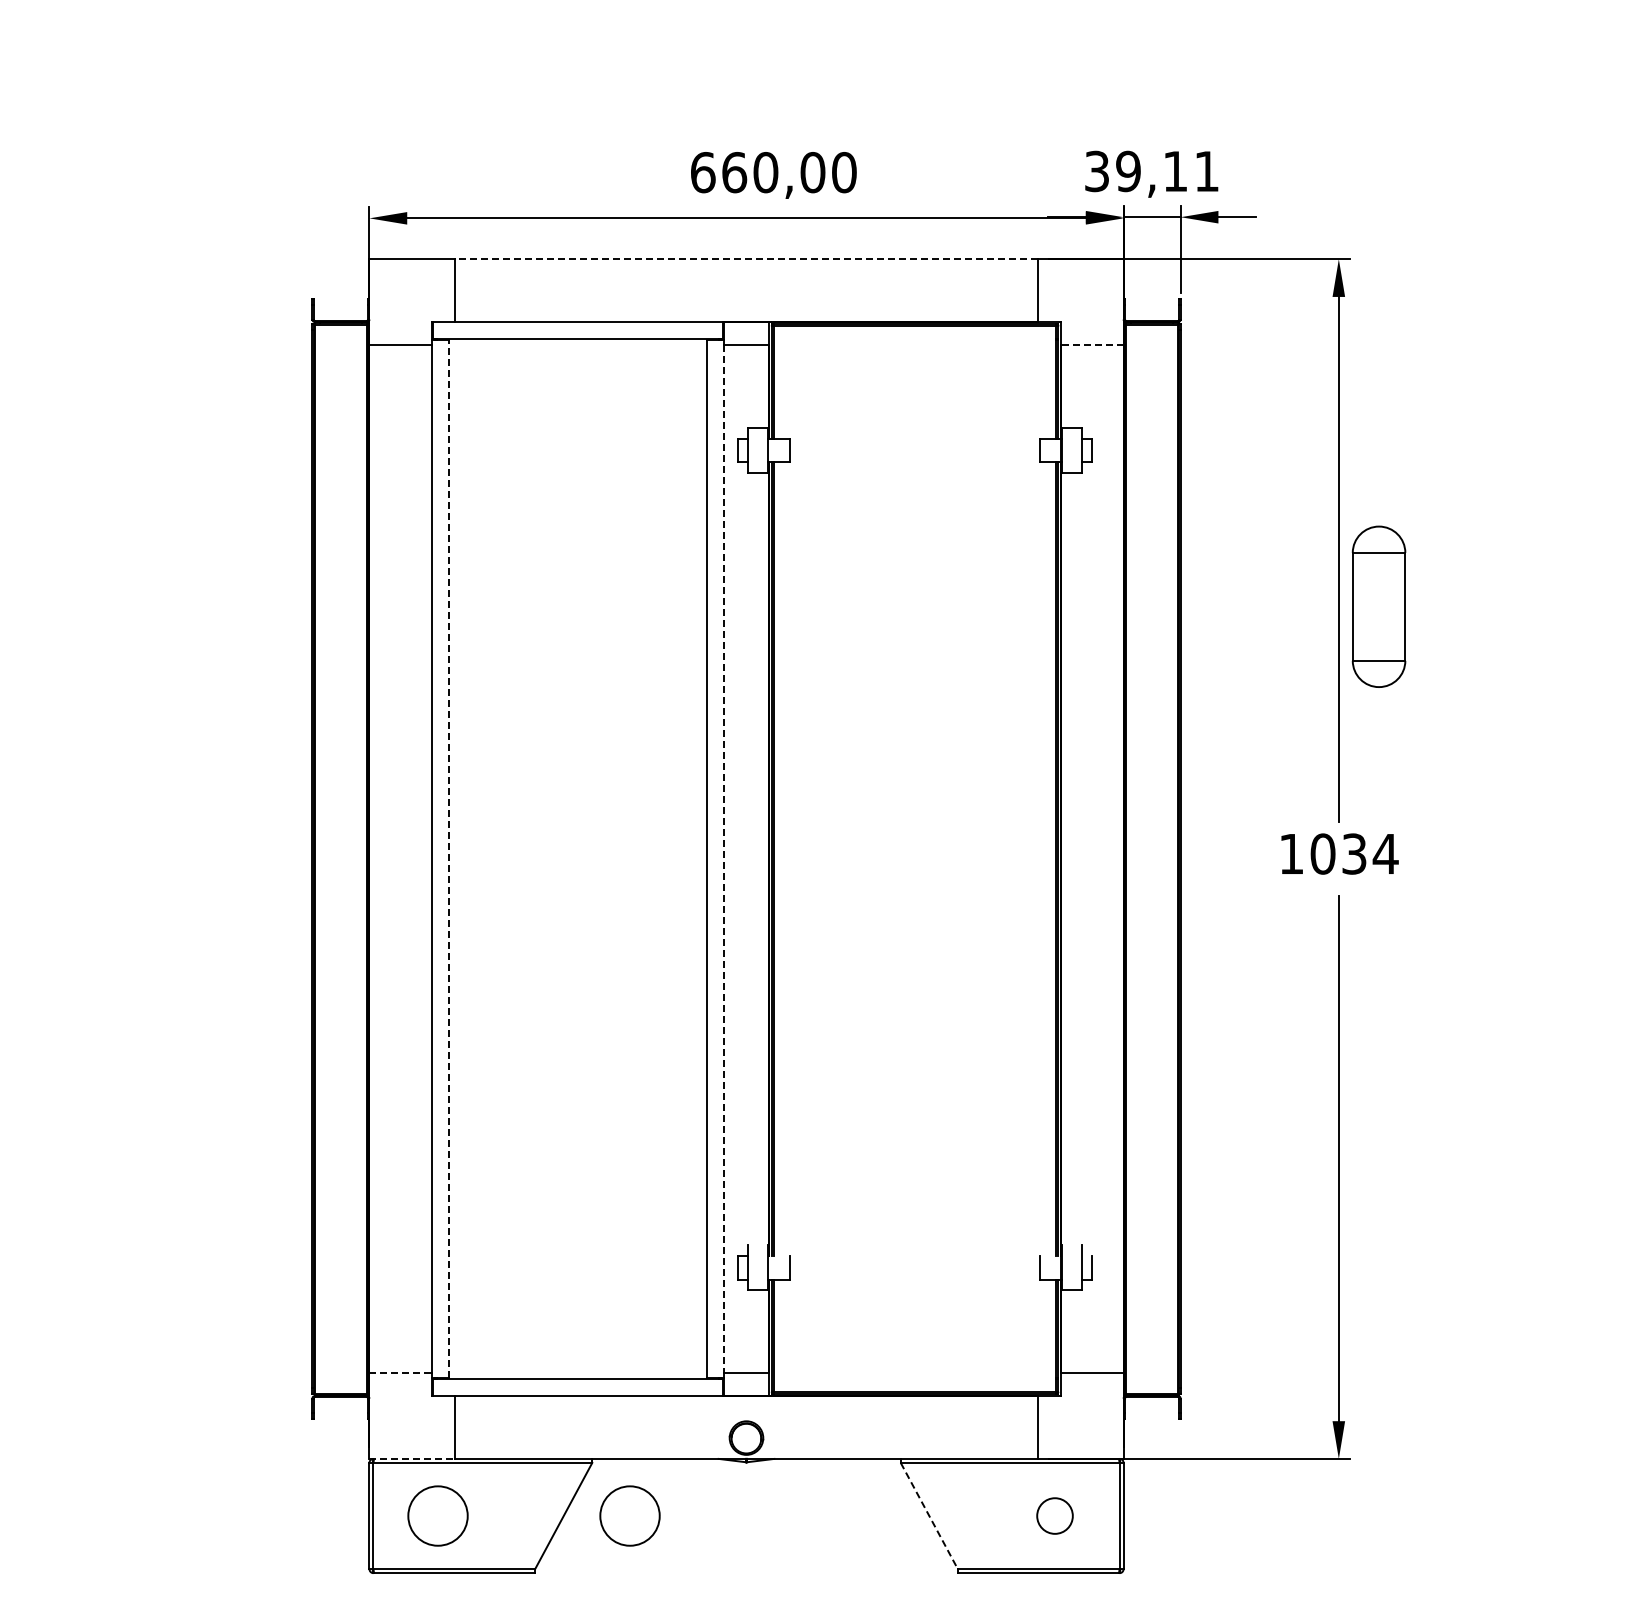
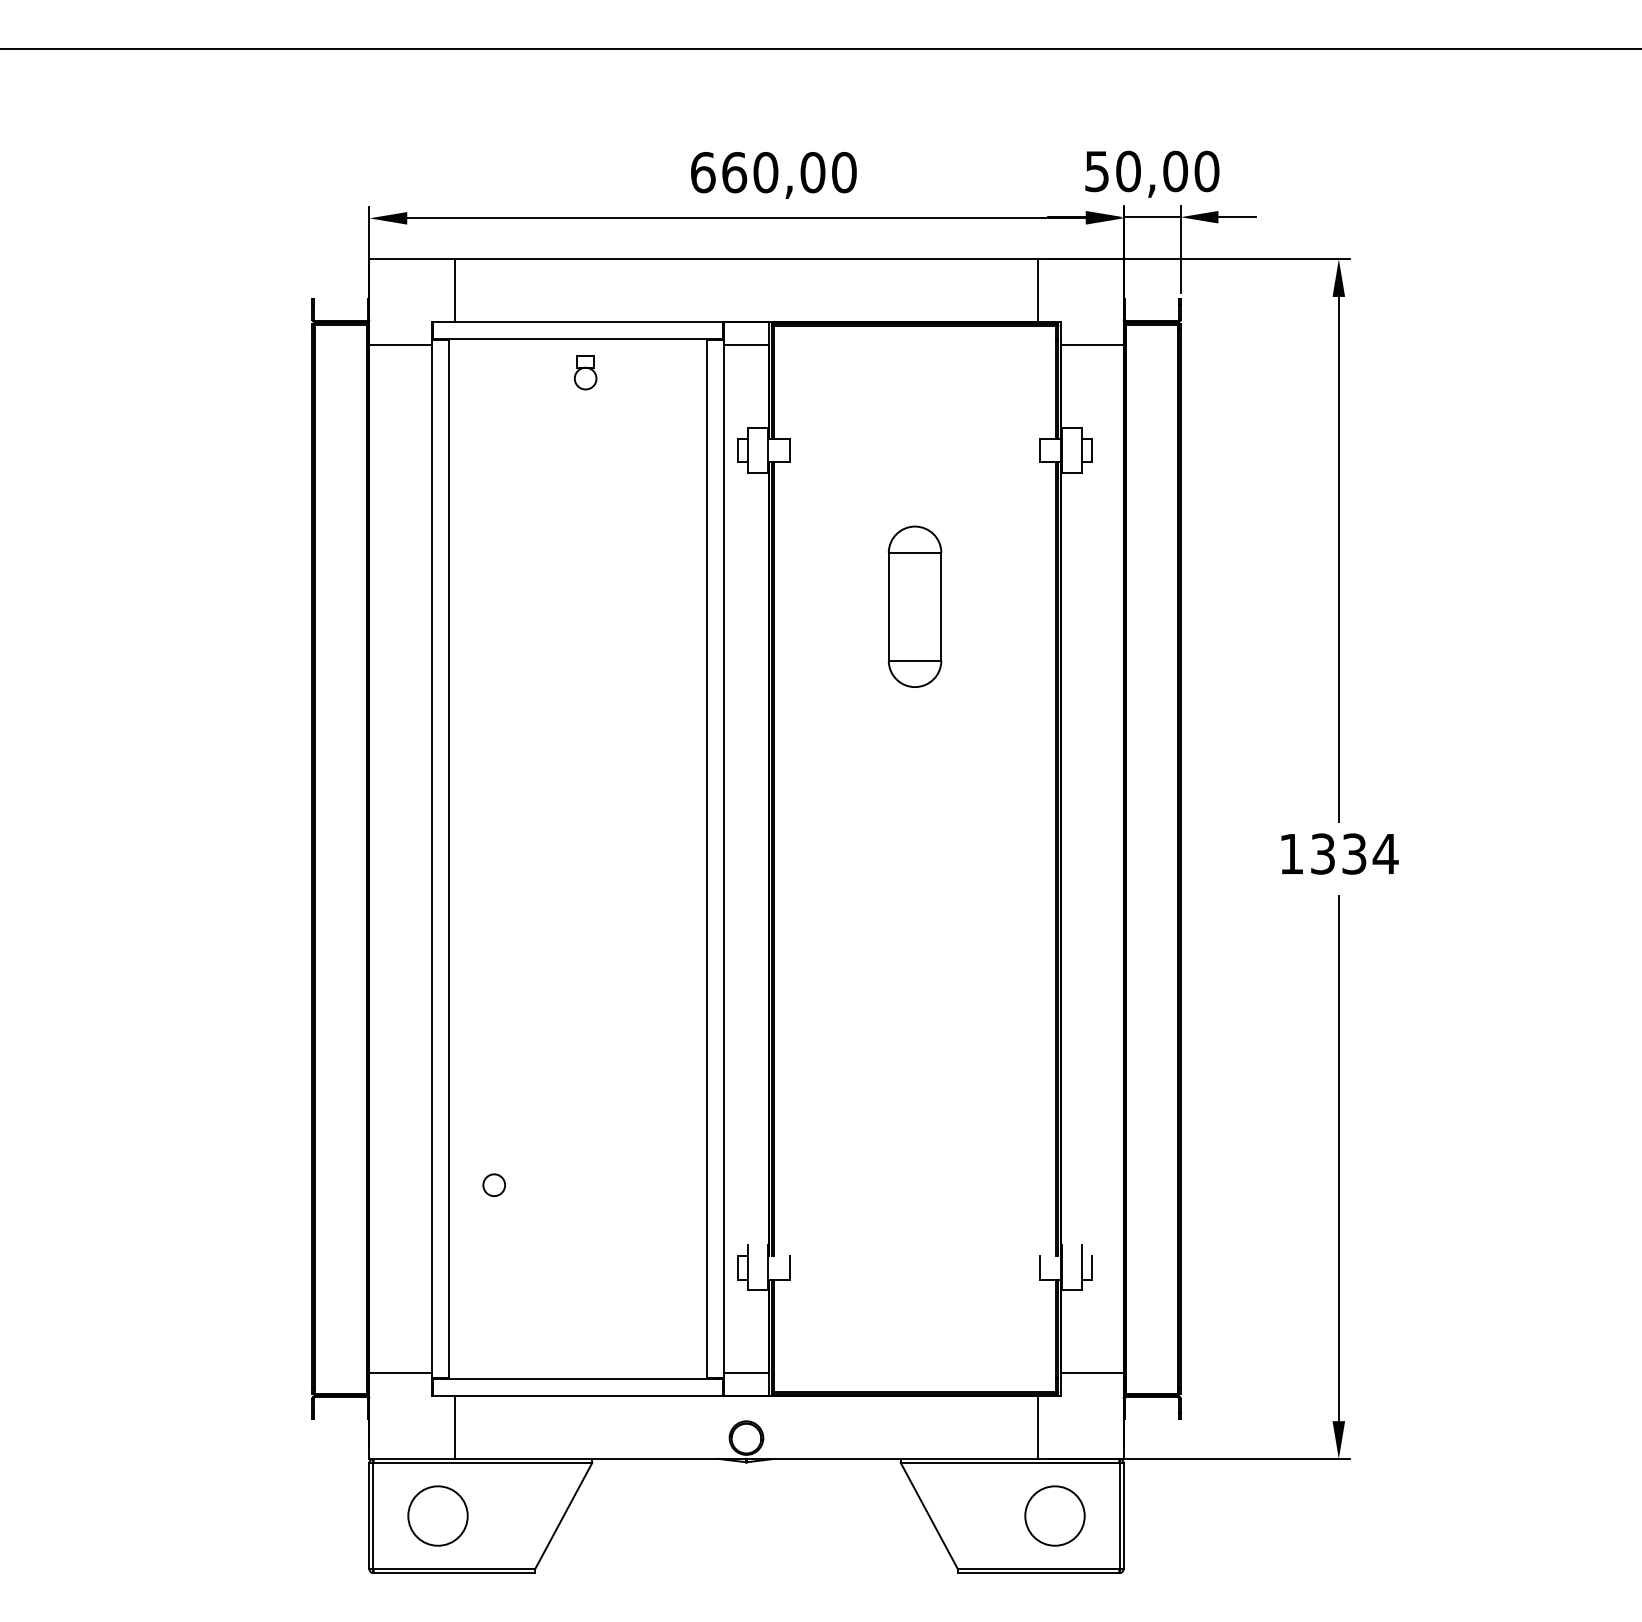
line: none -> present (820, 48)
text: 39,11 -> 50,00 (1152, 171)
line: dashed -> solid (746, 259)
line: dashed -> solid (1091, 344)
part: none -> present (585, 372)
part position: (1378, 606) -> (914, 606) (914, 606)
text: 1034 -> 1334 (1322, 853)
line: dashed -> solid (449, 858)
line: dashed -> solid (723, 859)
circle: none -> present (493, 1184)
line: dashed -> solid (401, 1373)
line: dashed -> solid (412, 1458)
circle: present -> none (629, 1515)
circle diameter: 36 px -> 59 px (1054, 1515)
line: dashed -> solid (929, 1516)
